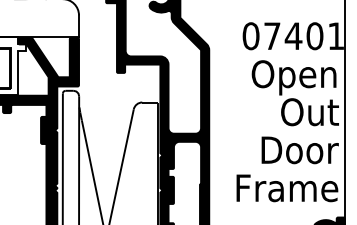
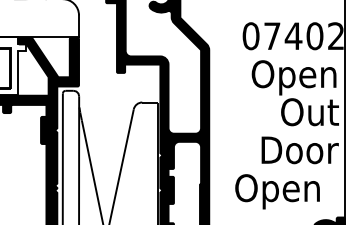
text: 07401 -> 07402 (335, 35)
text: Frame -> Open (286, 191)
